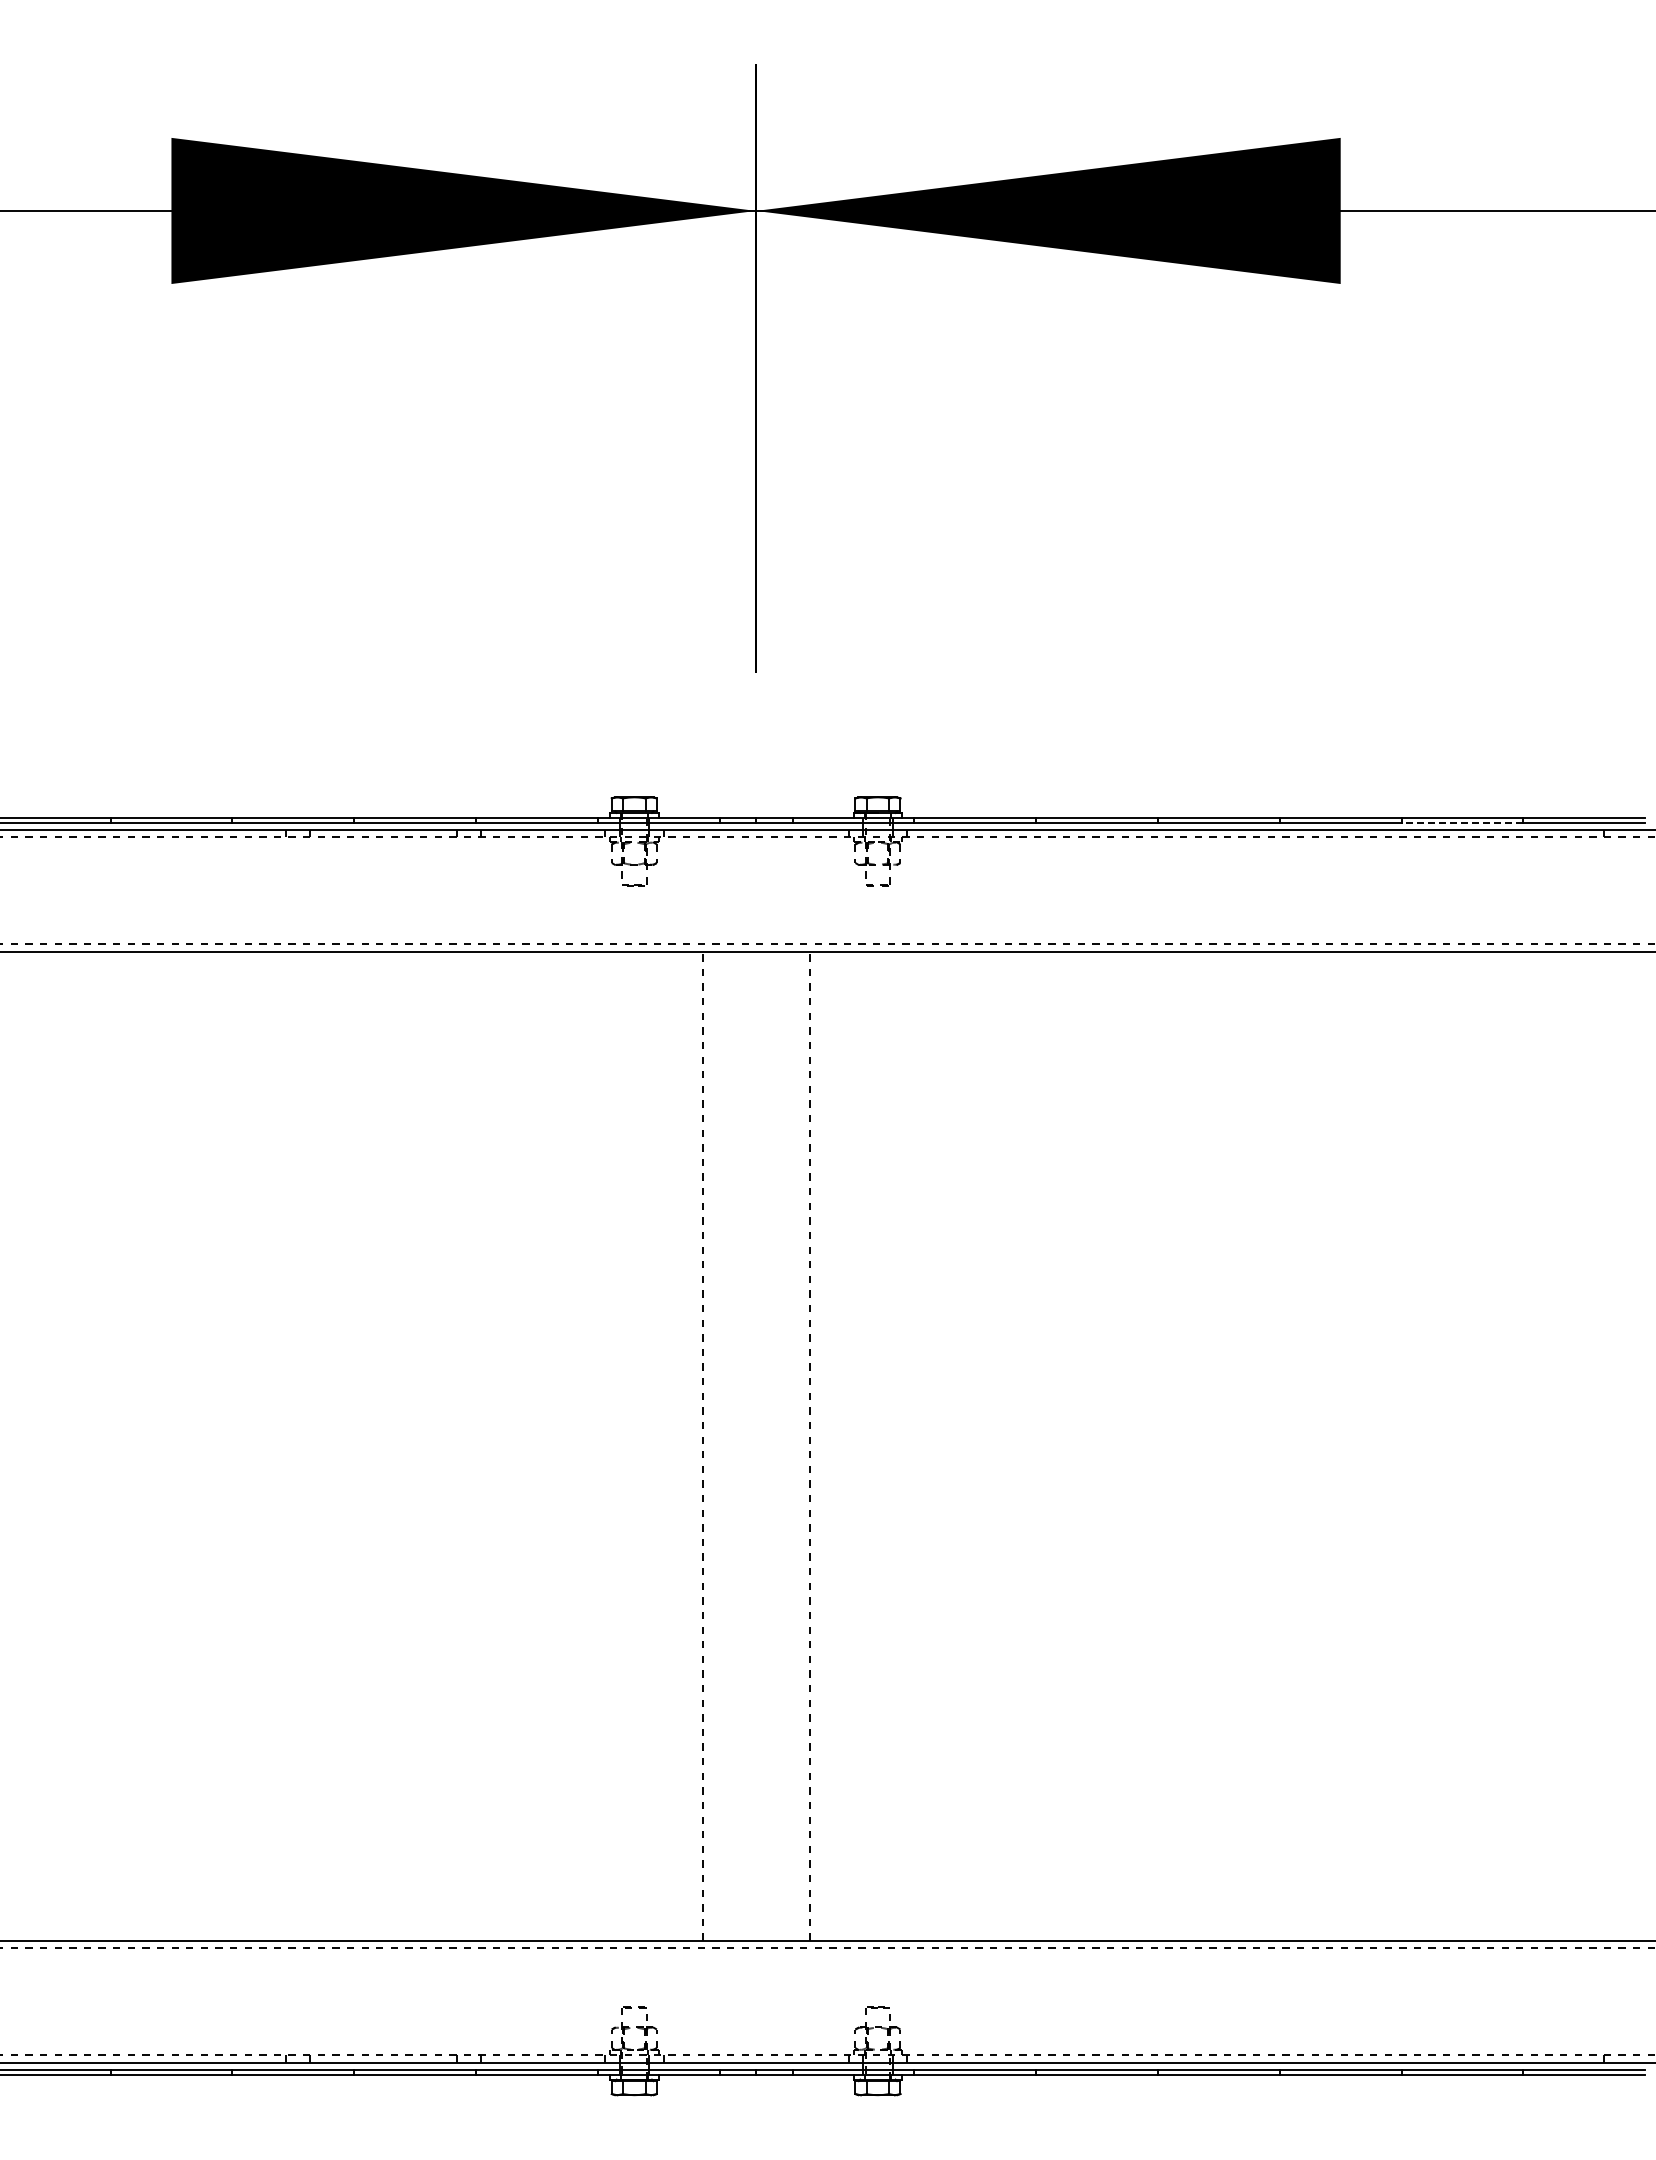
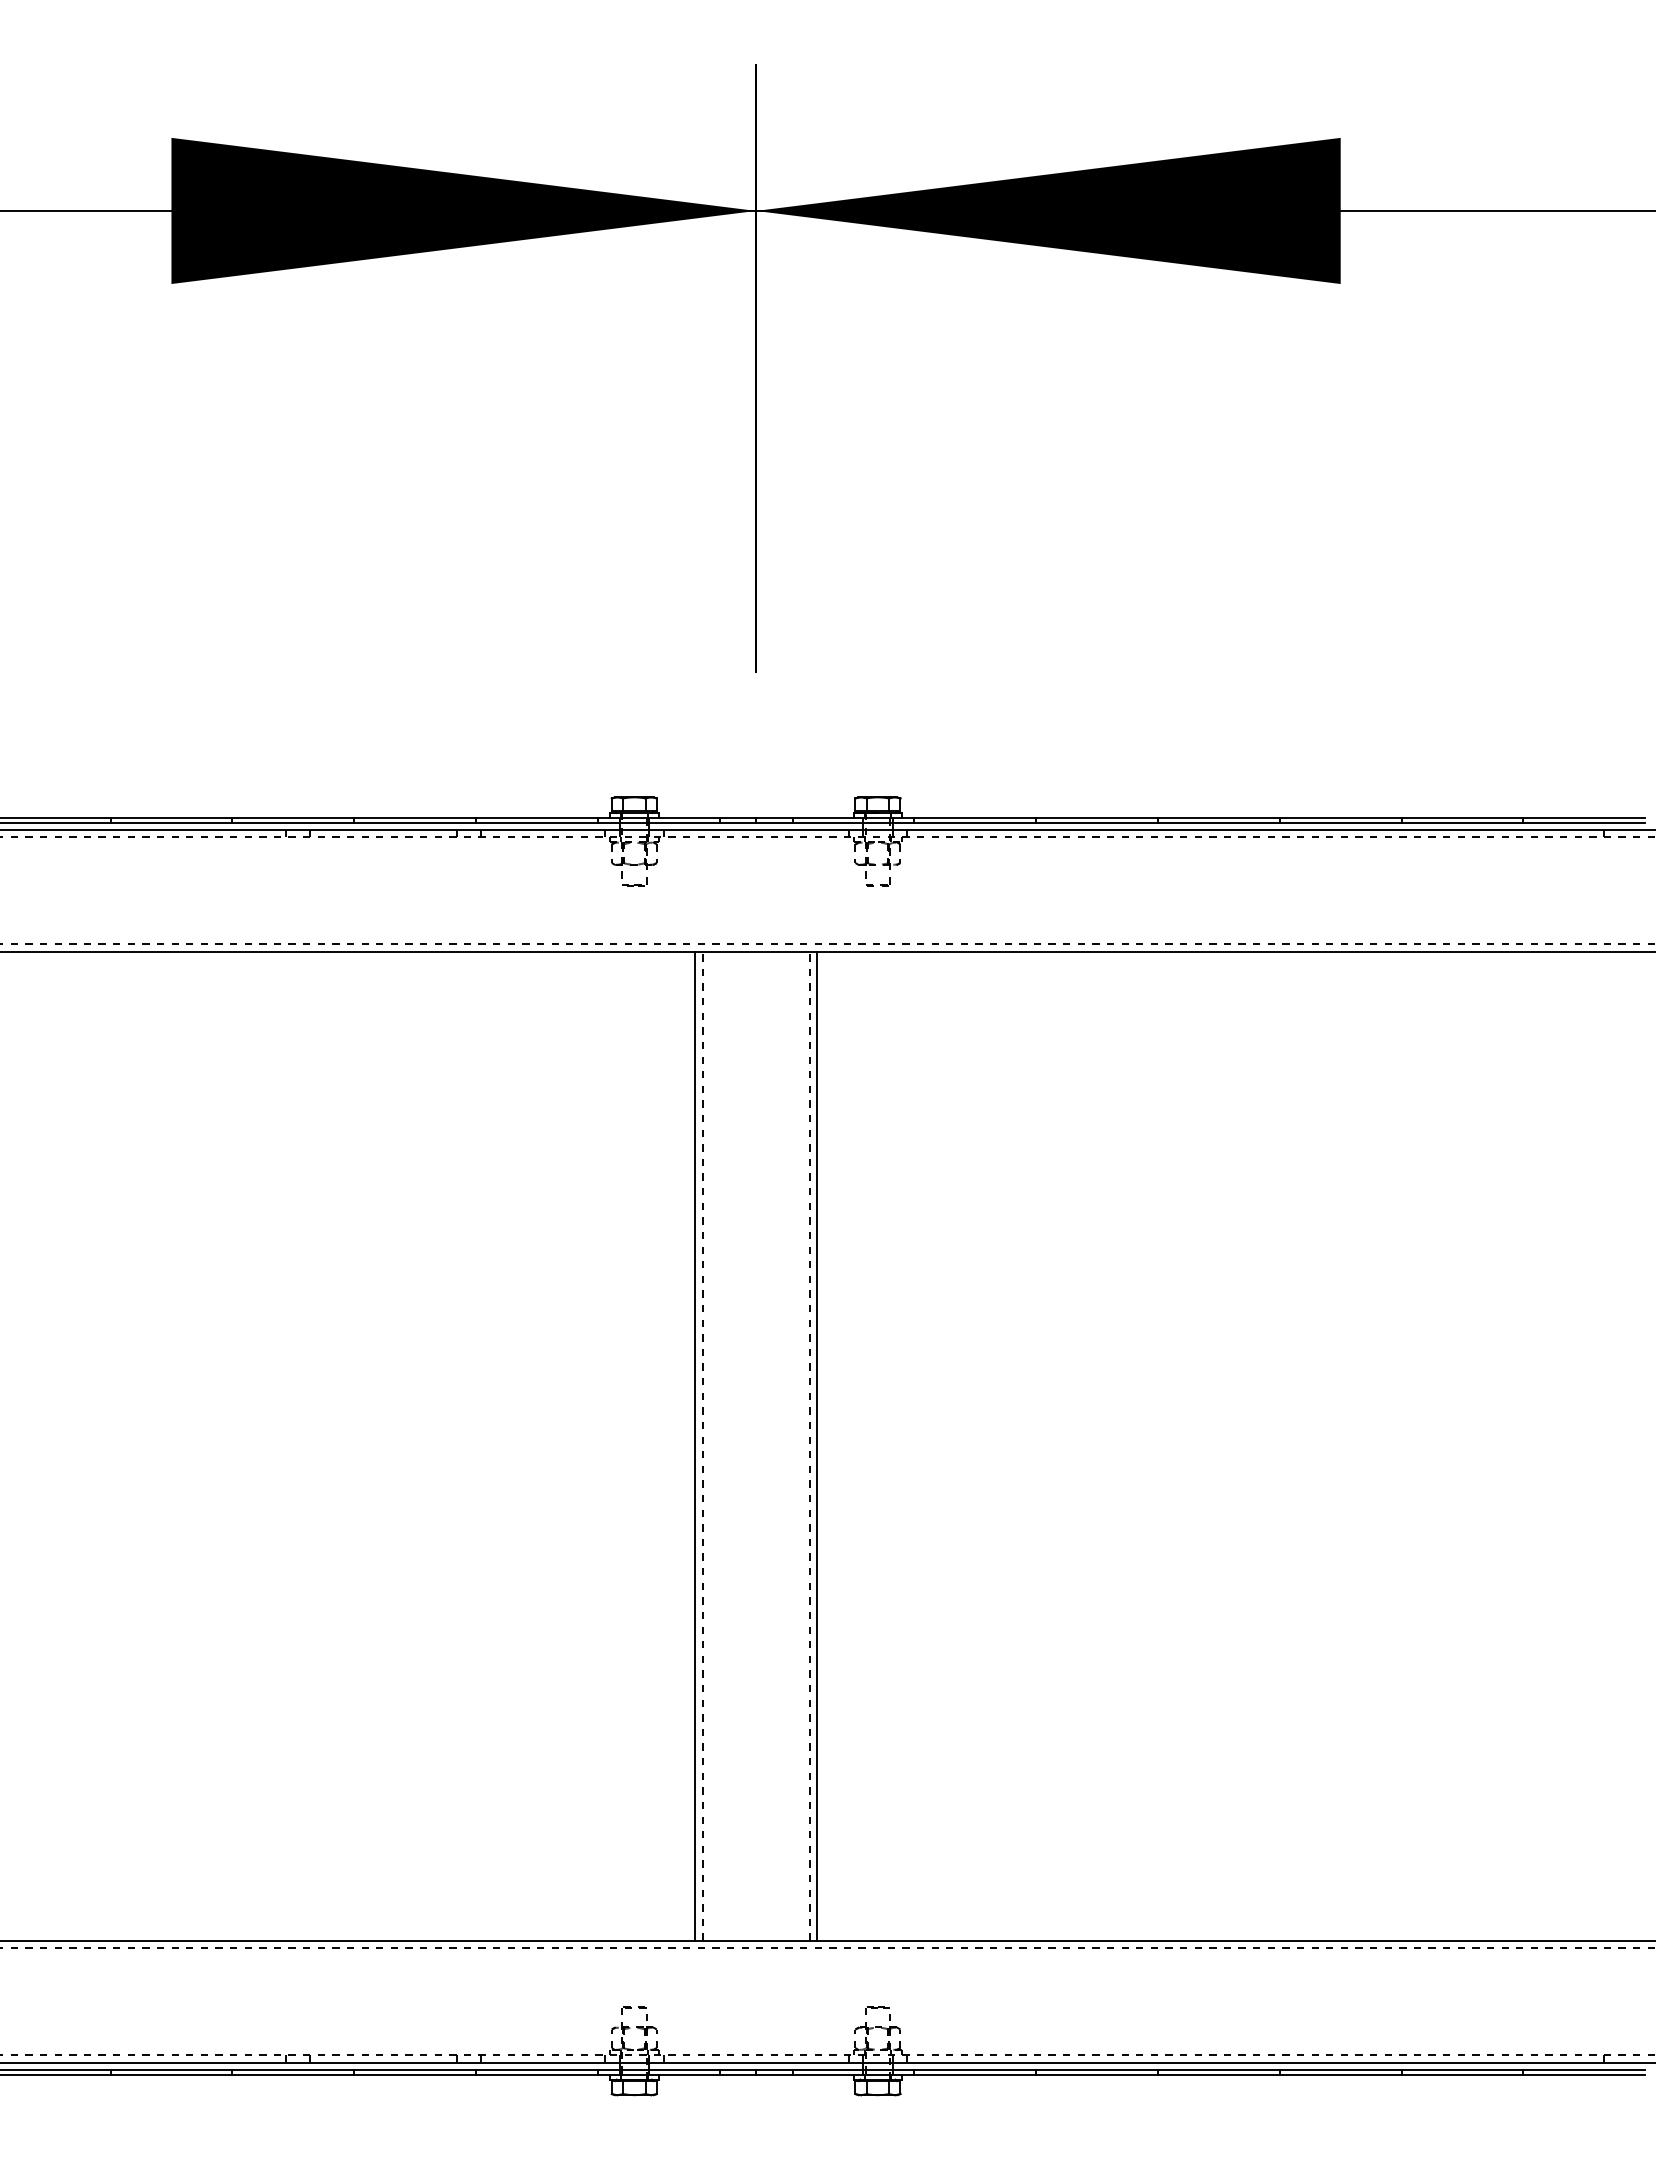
line: dashed -> solid (1462, 822)
line: none -> present (695, 1445)
line: none -> present (817, 1445)
